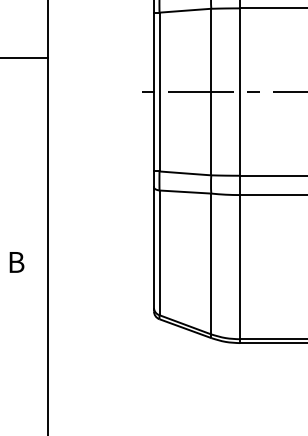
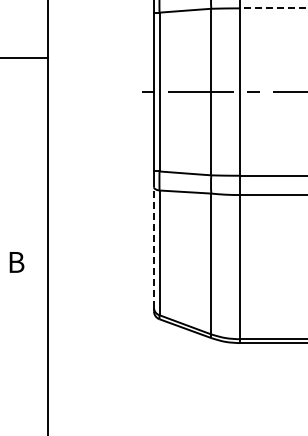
line: solid -> dashed (273, 8)
line: solid -> dashed (154, 247)
